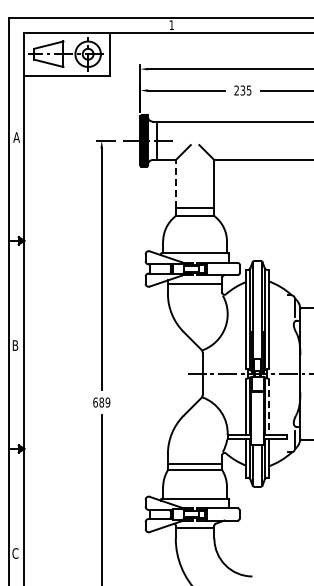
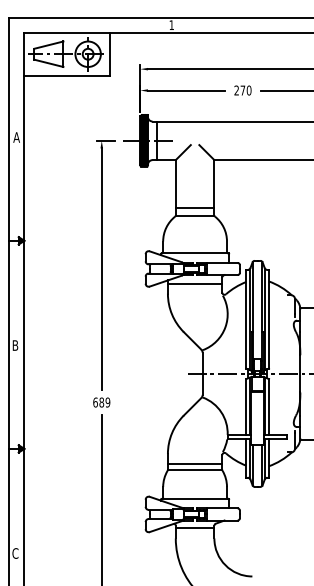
text: 235 -> 270 (245, 90)
line: dashed -> solid (175, 183)
line: dashed -> solid (269, 407)
